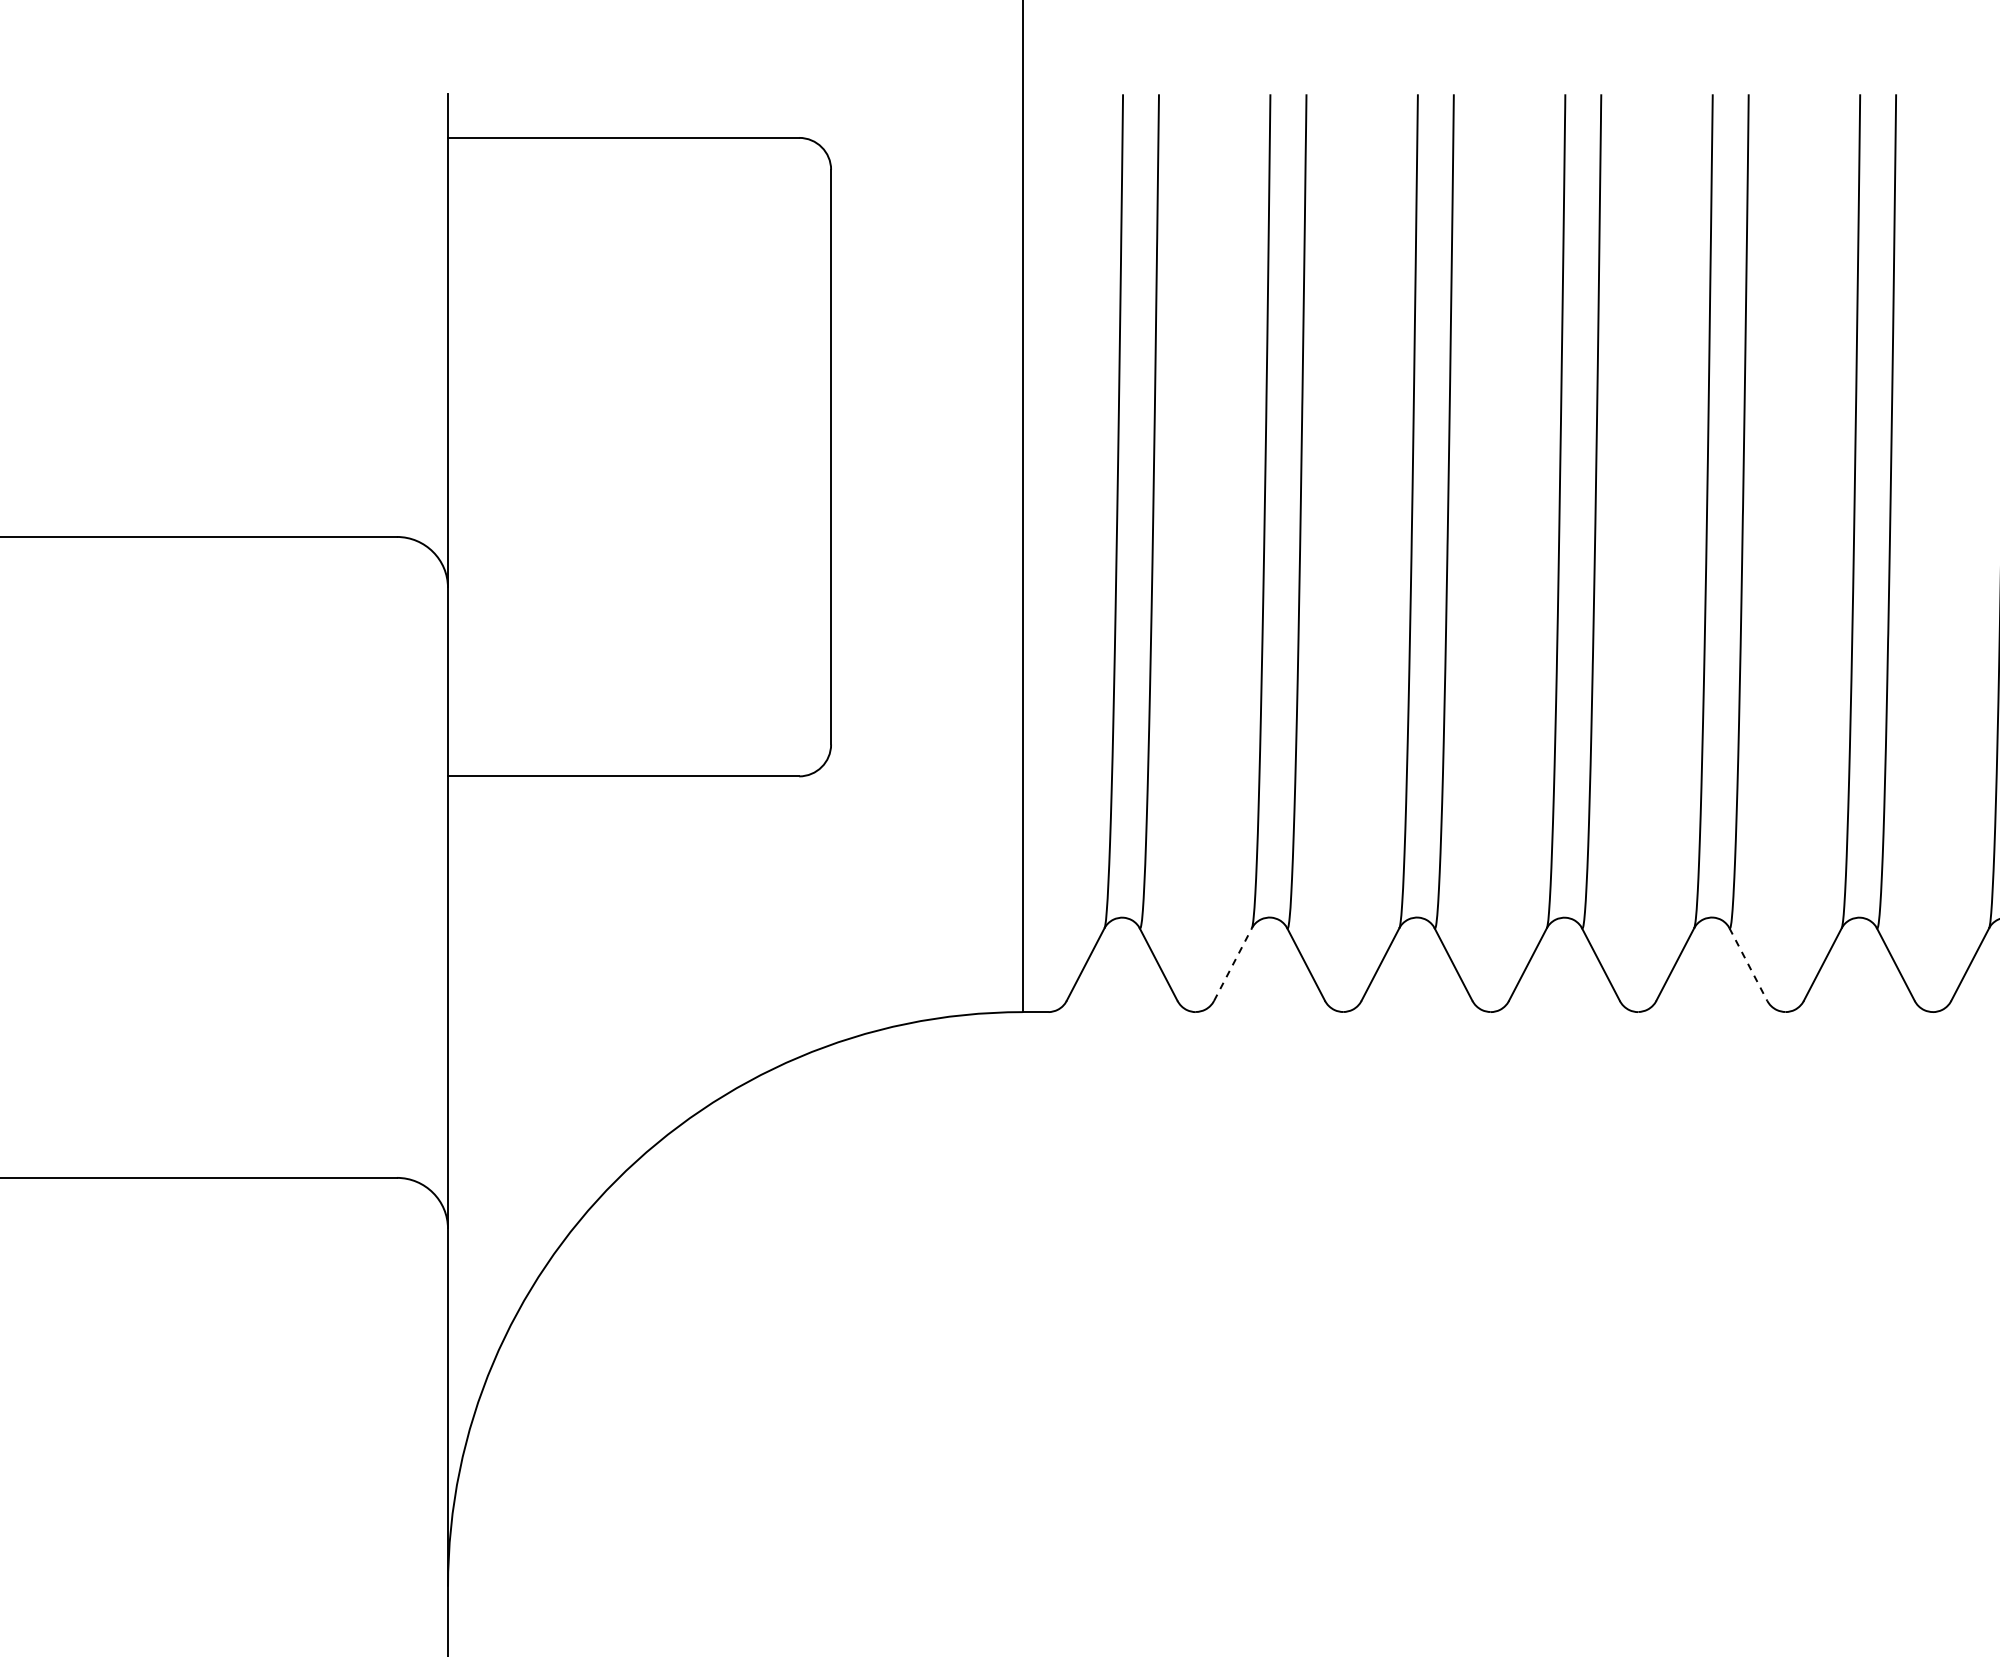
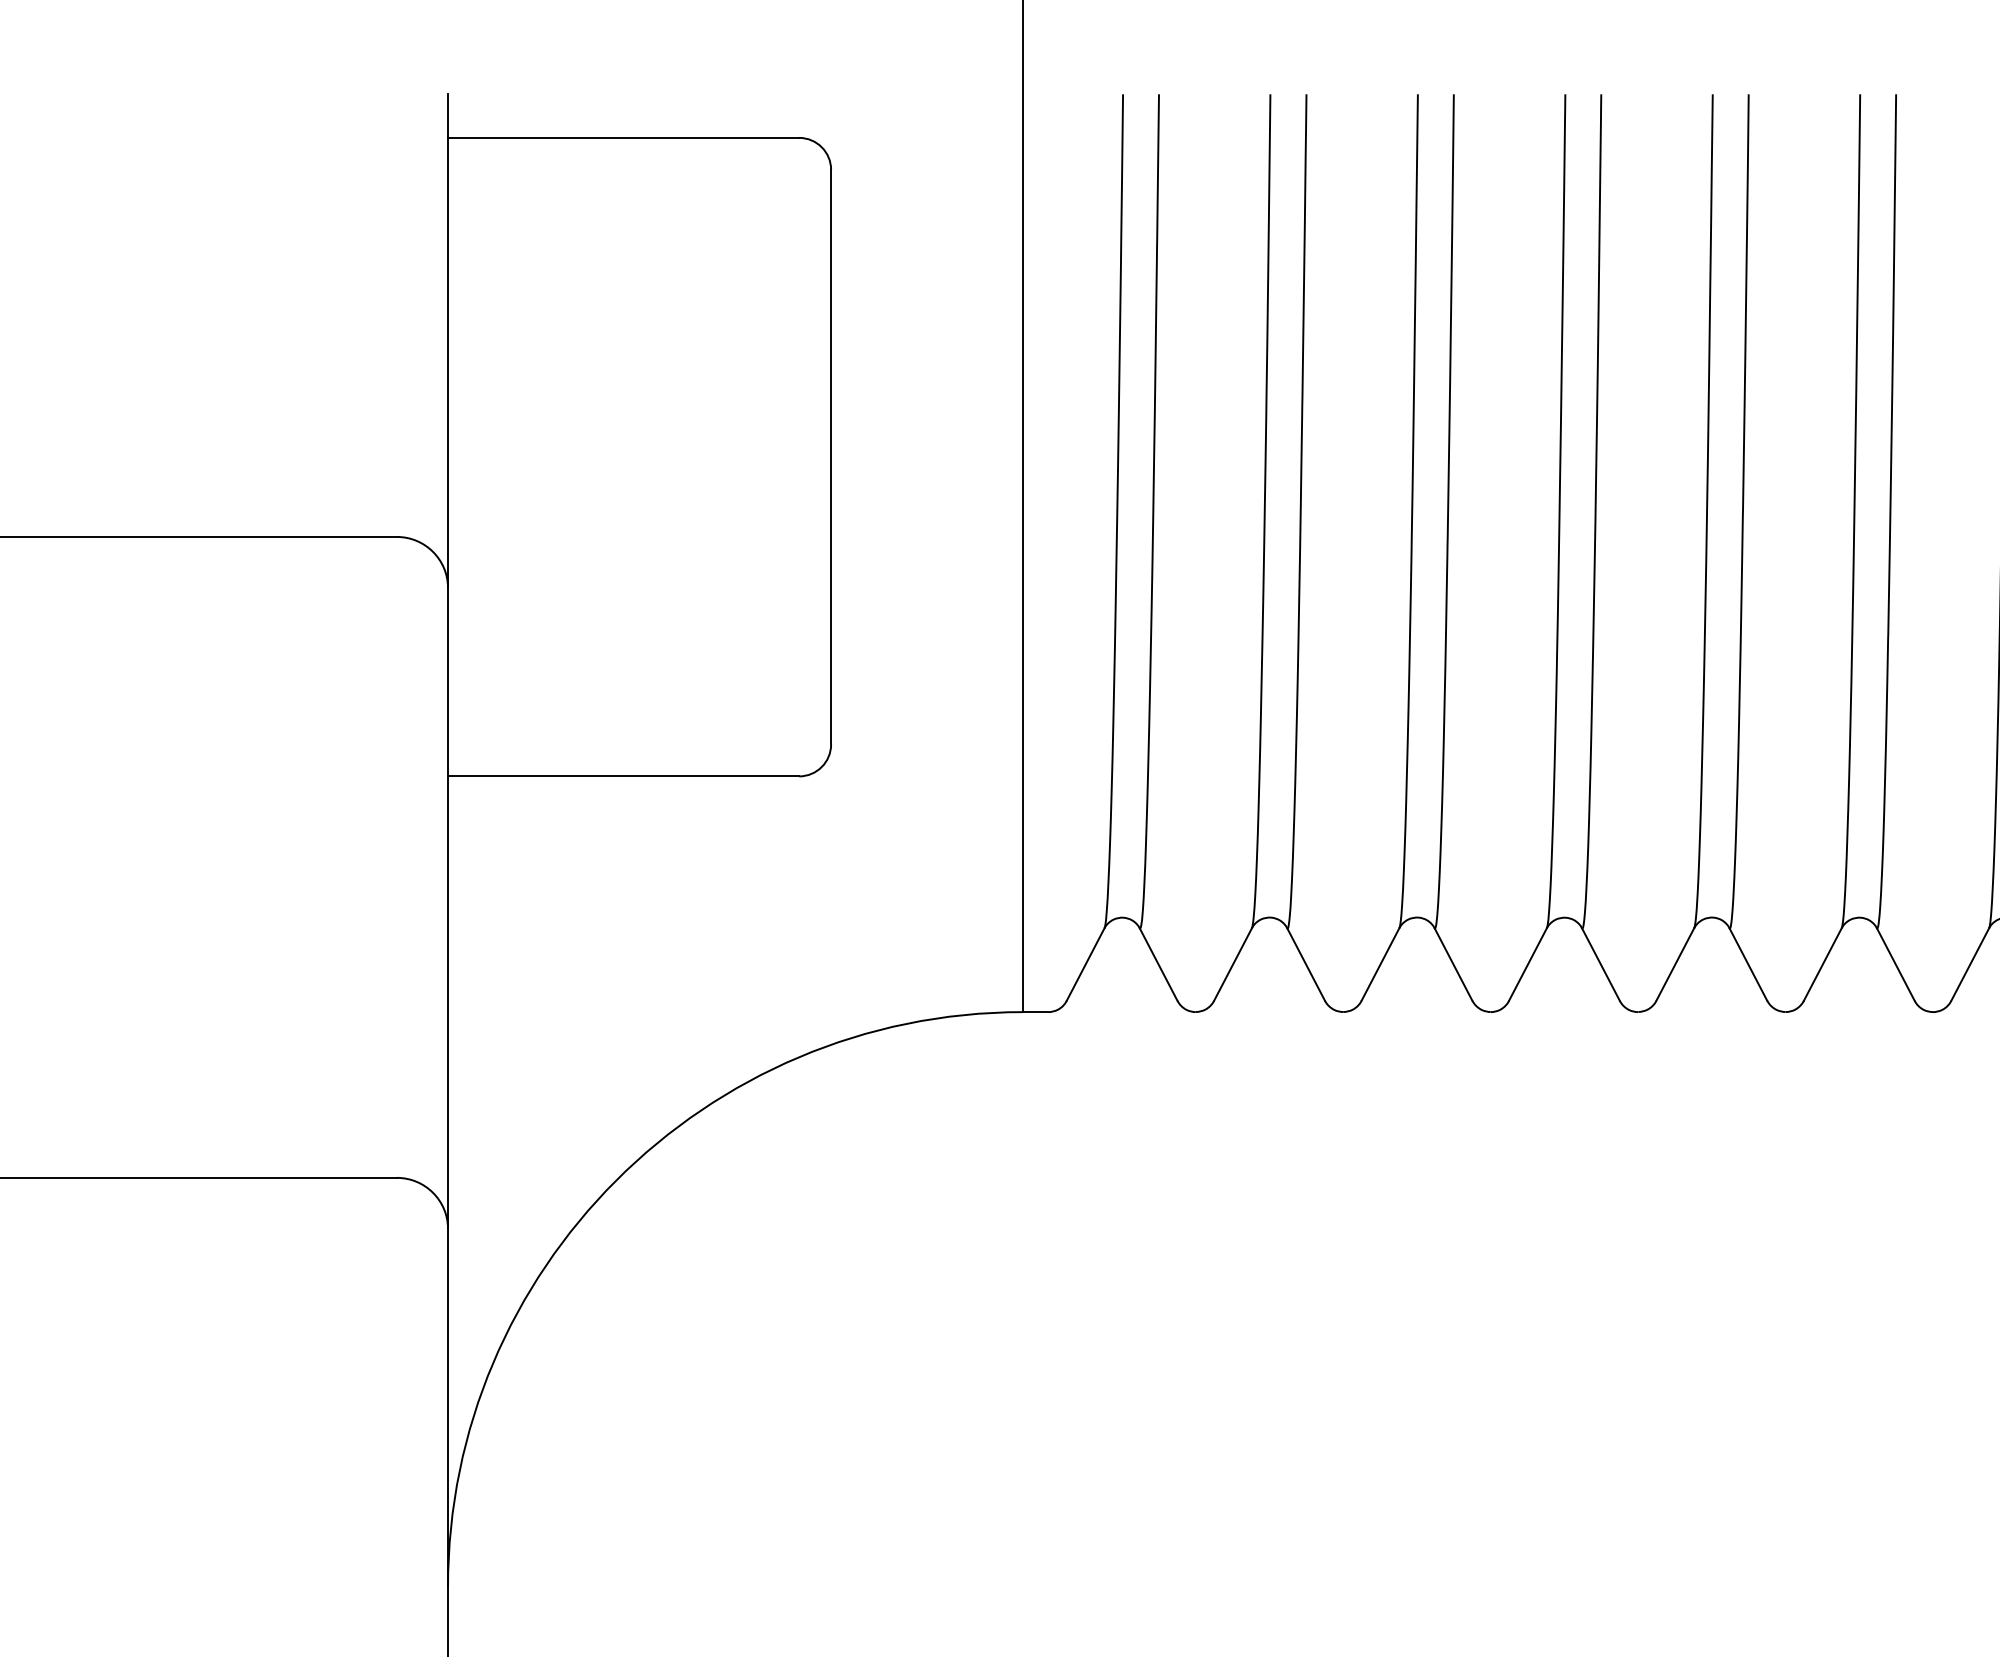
line: dashed -> solid (1233, 964)
line: dashed -> solid (1748, 964)
